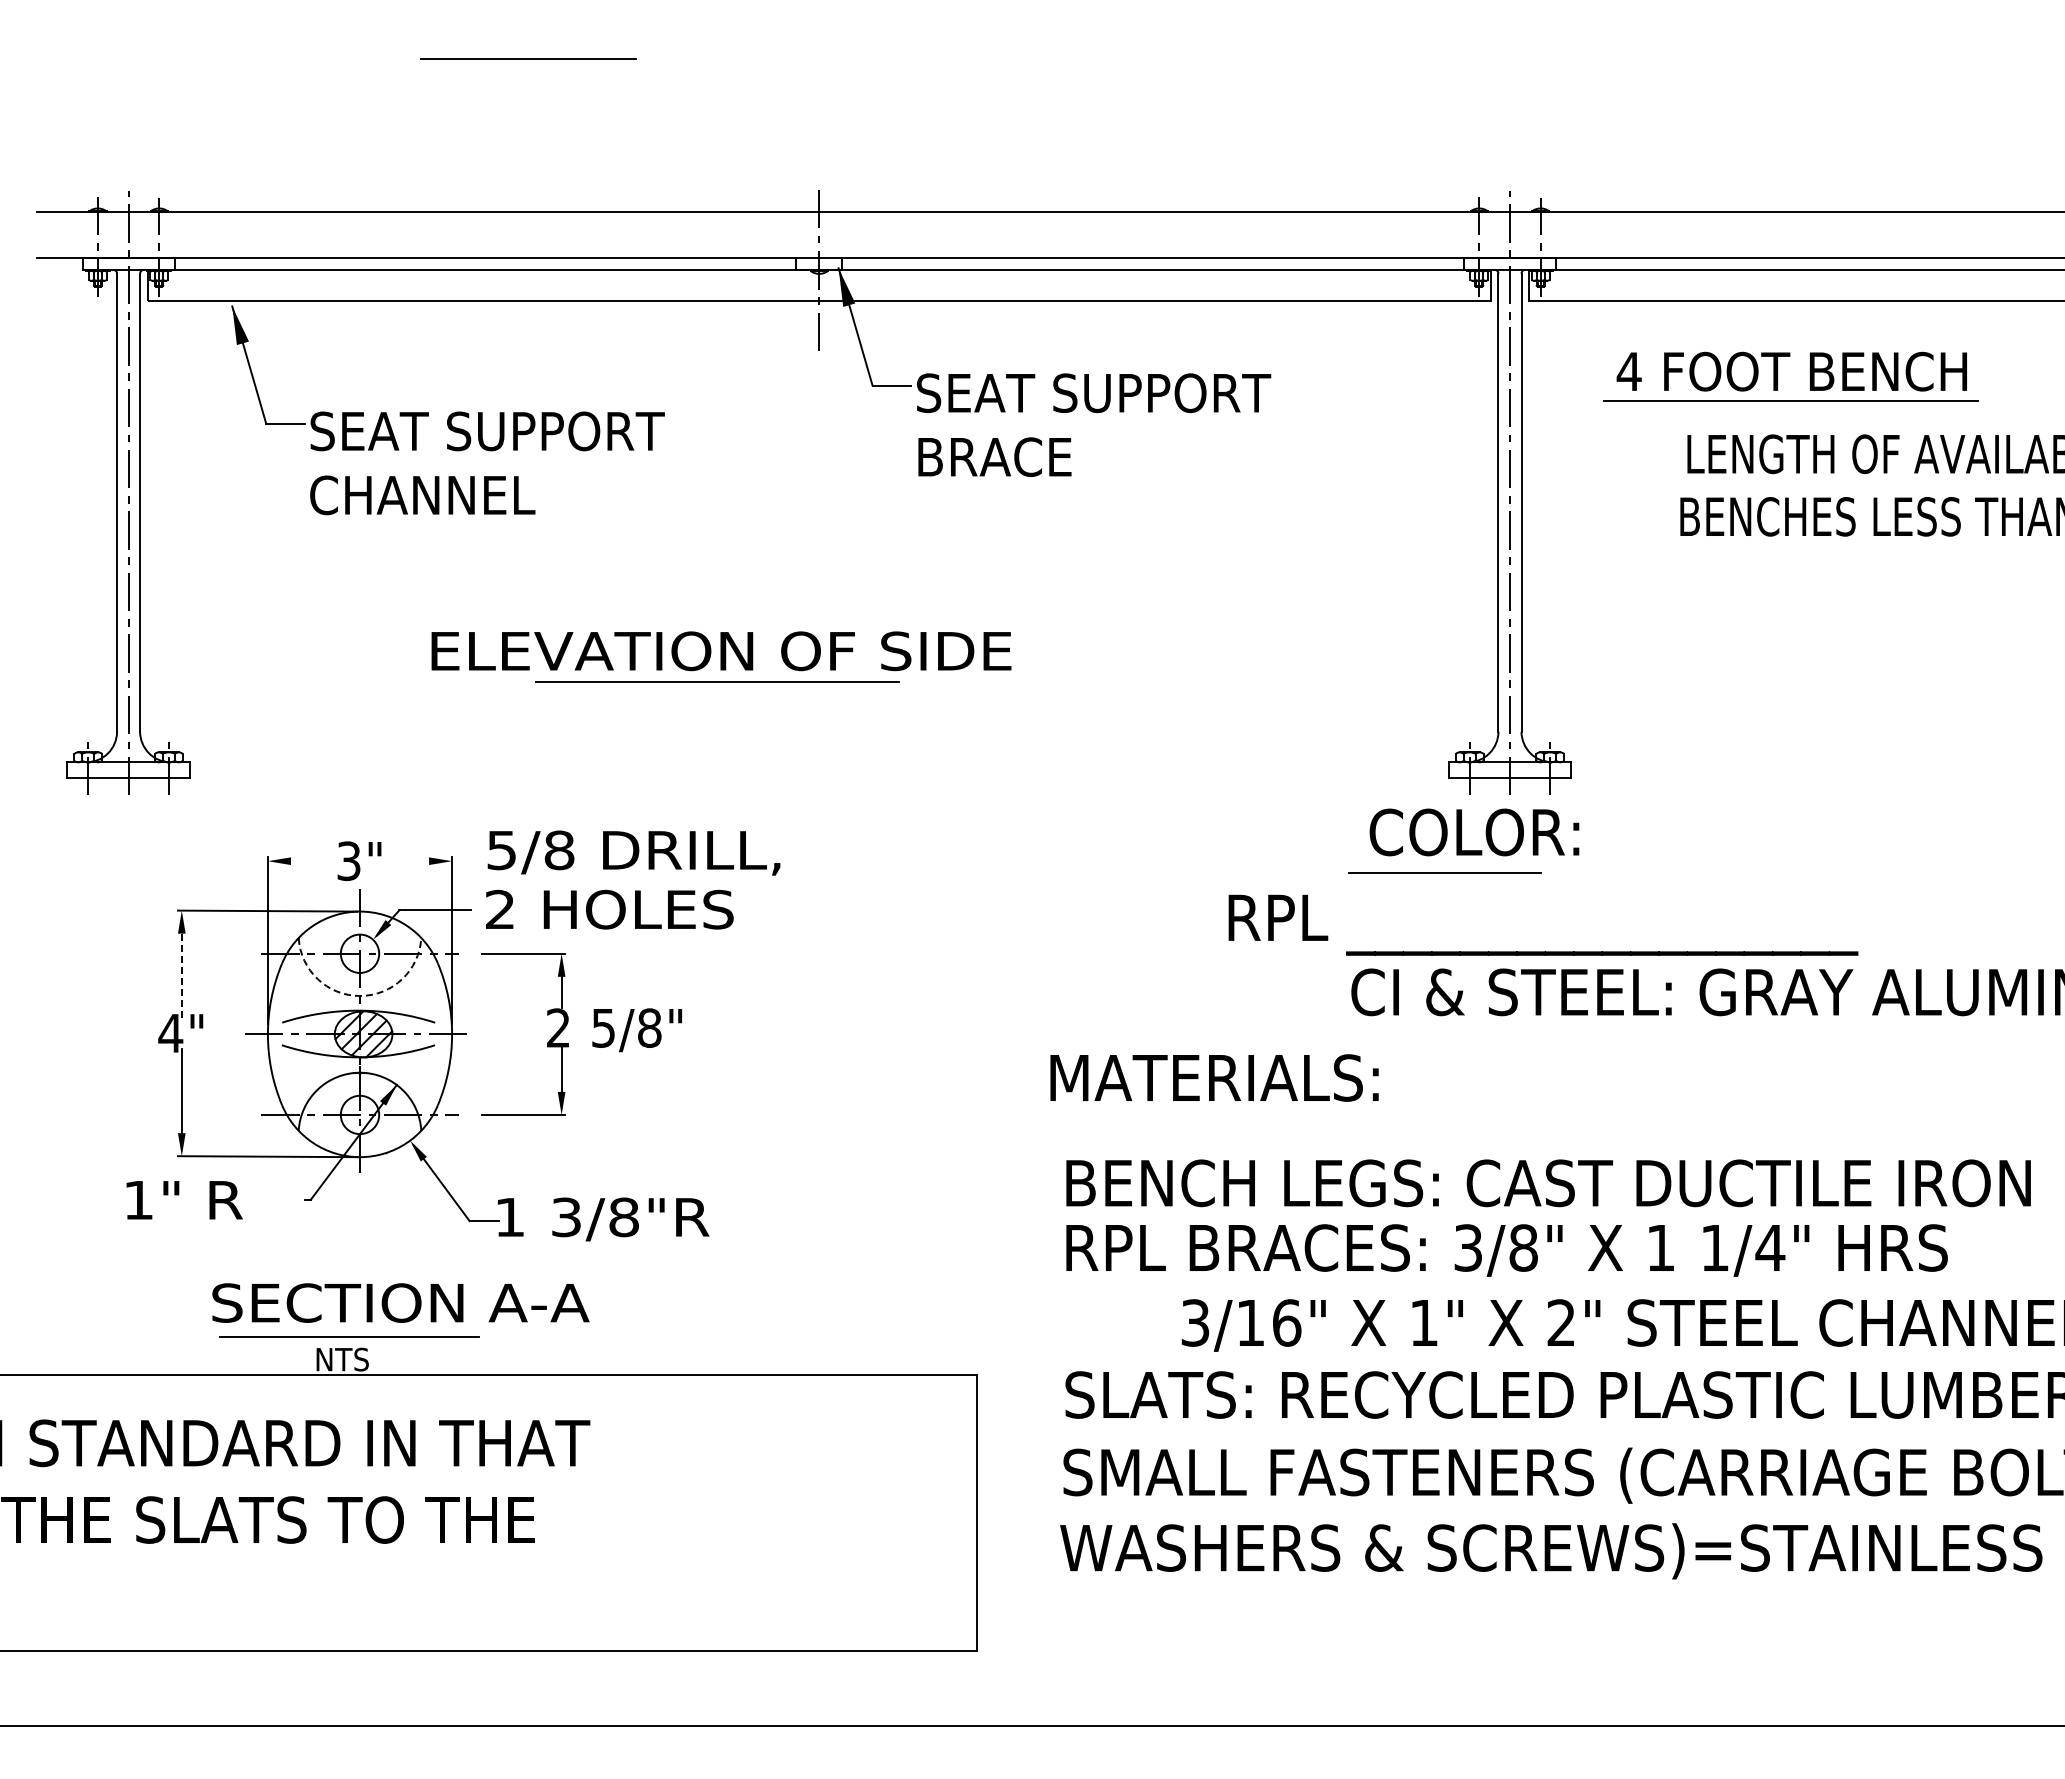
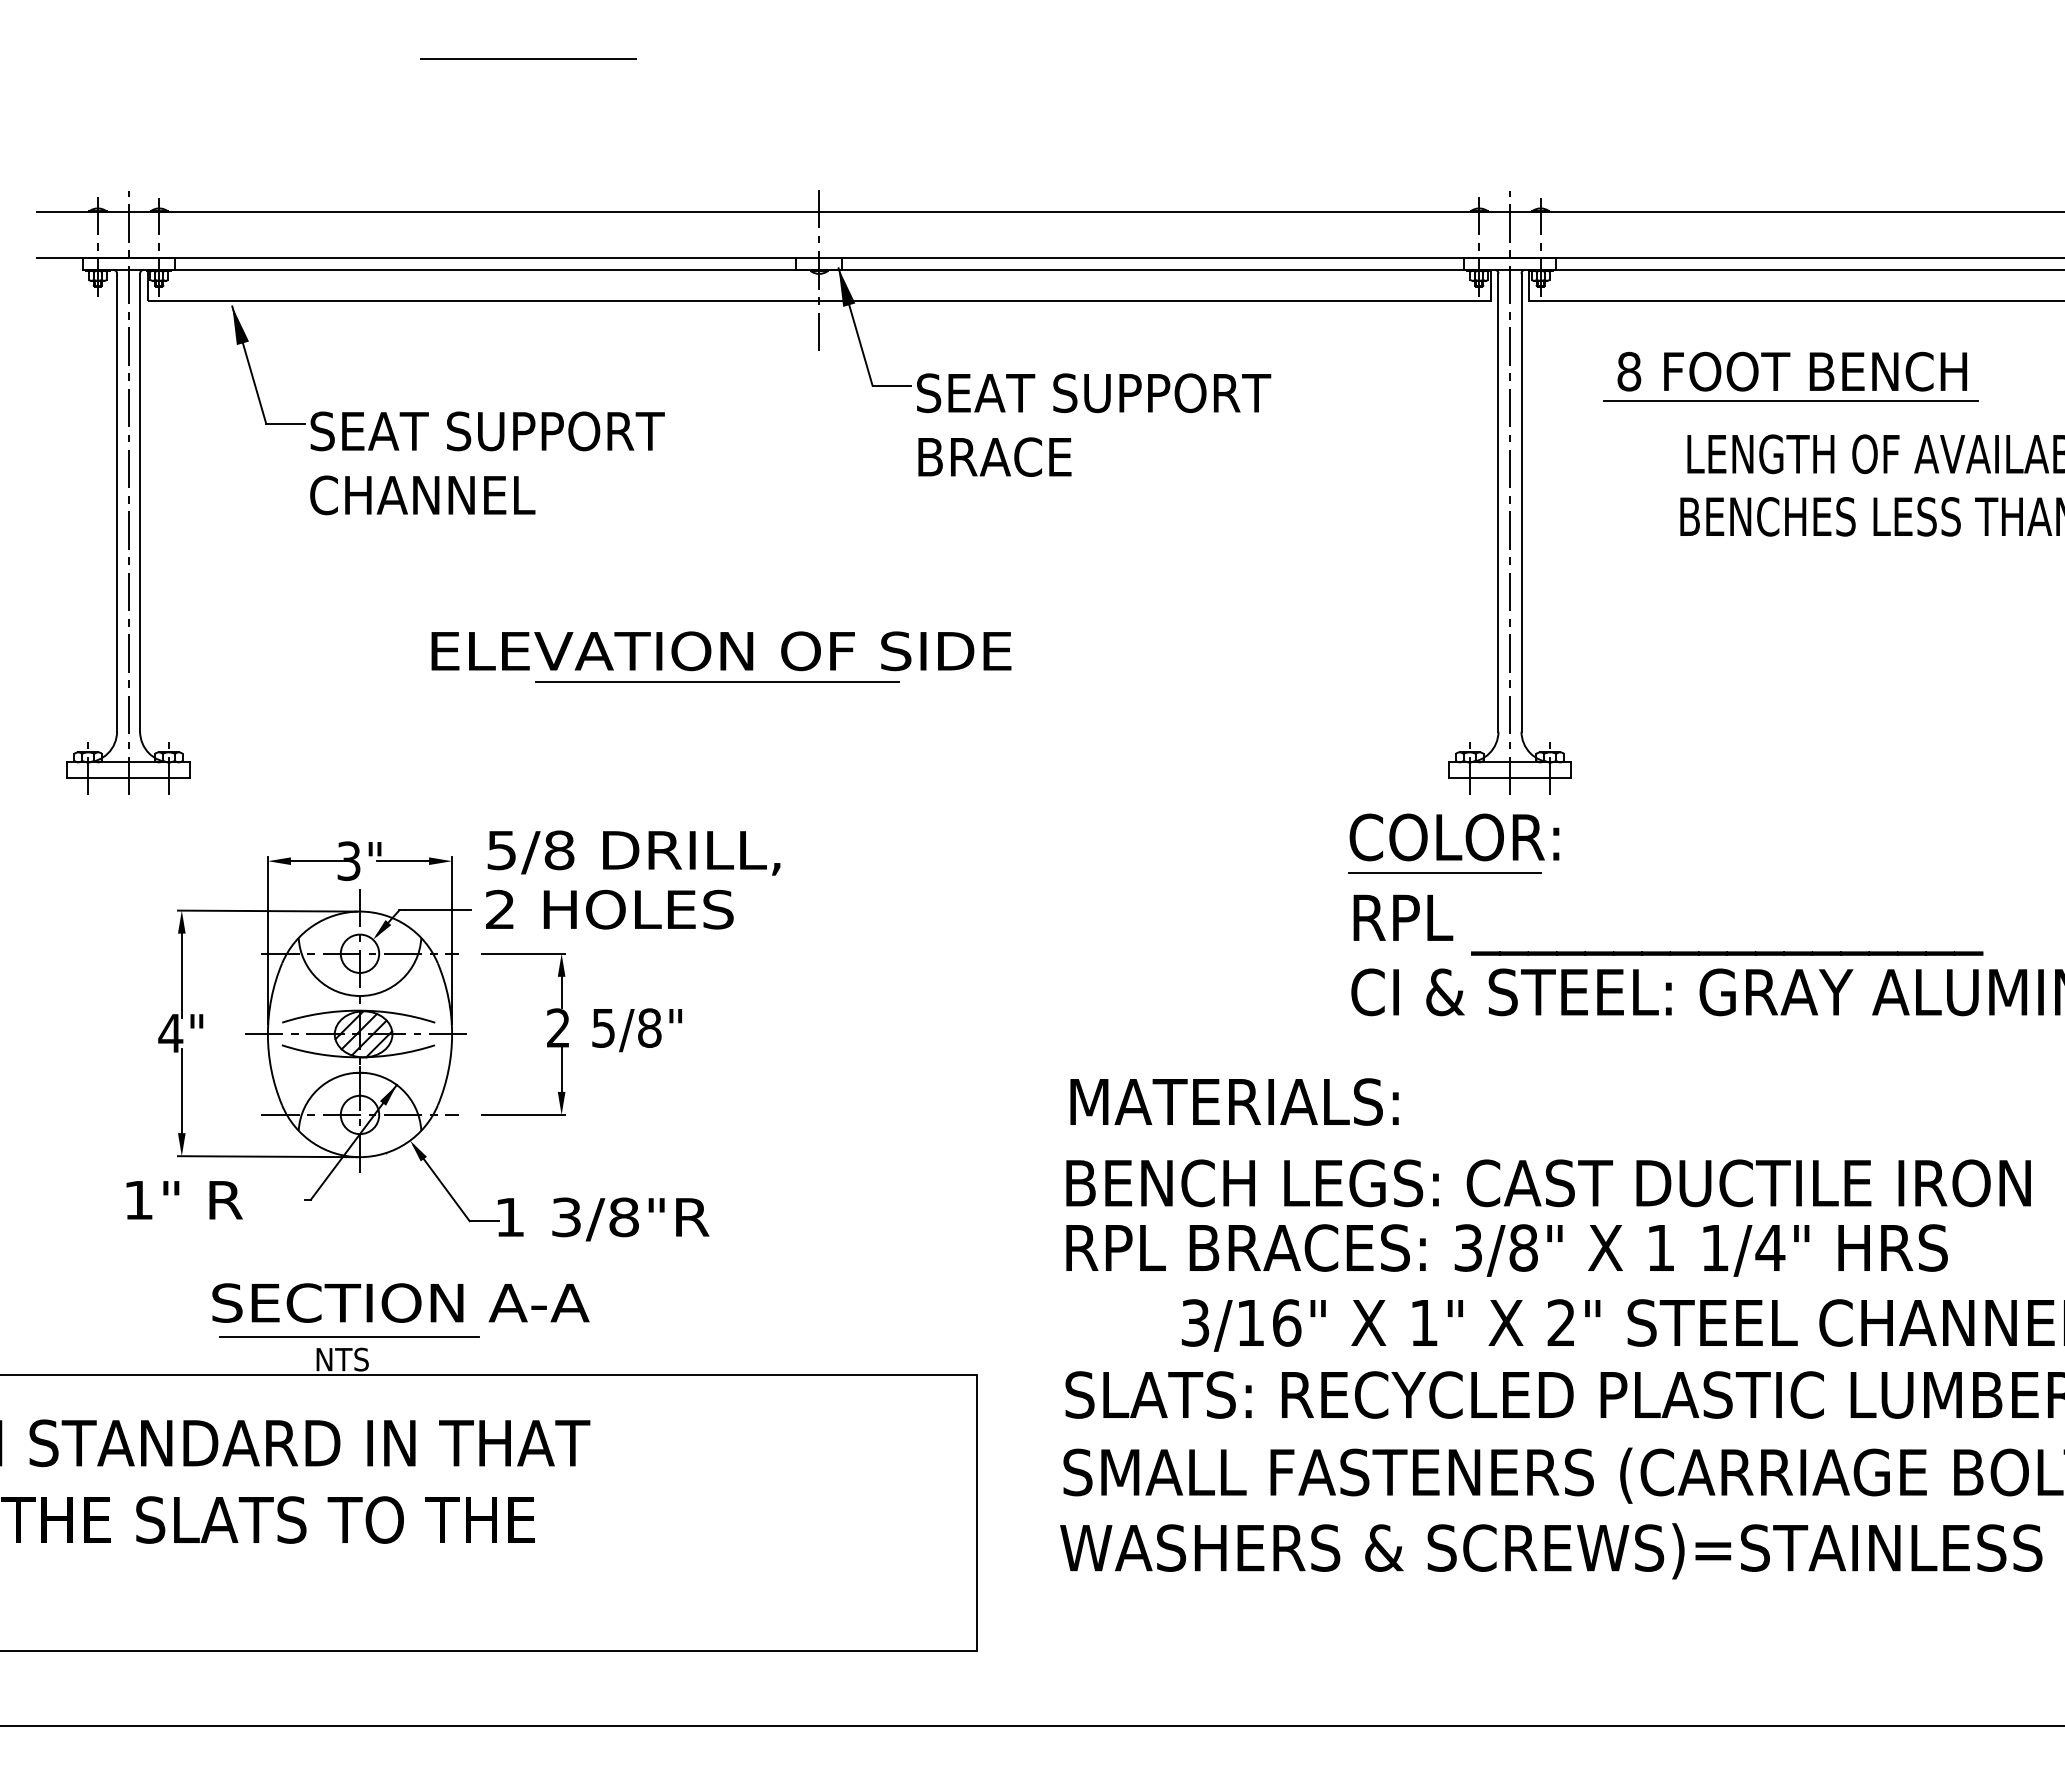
text: 4 -> 8 (1628, 371)
text position: (1474, 832) -> (1454, 837) (1454, 837)
line: none -> present (316, 861)
line: none -> present (403, 861)
text position: (1543, 924) -> (1668, 924) (1668, 924)
line: dashed -> solid (181, 976)
arc: dashed -> solid (360, 996)
text position: (1214, 1077) -> (1234, 1101) (1234, 1101)
